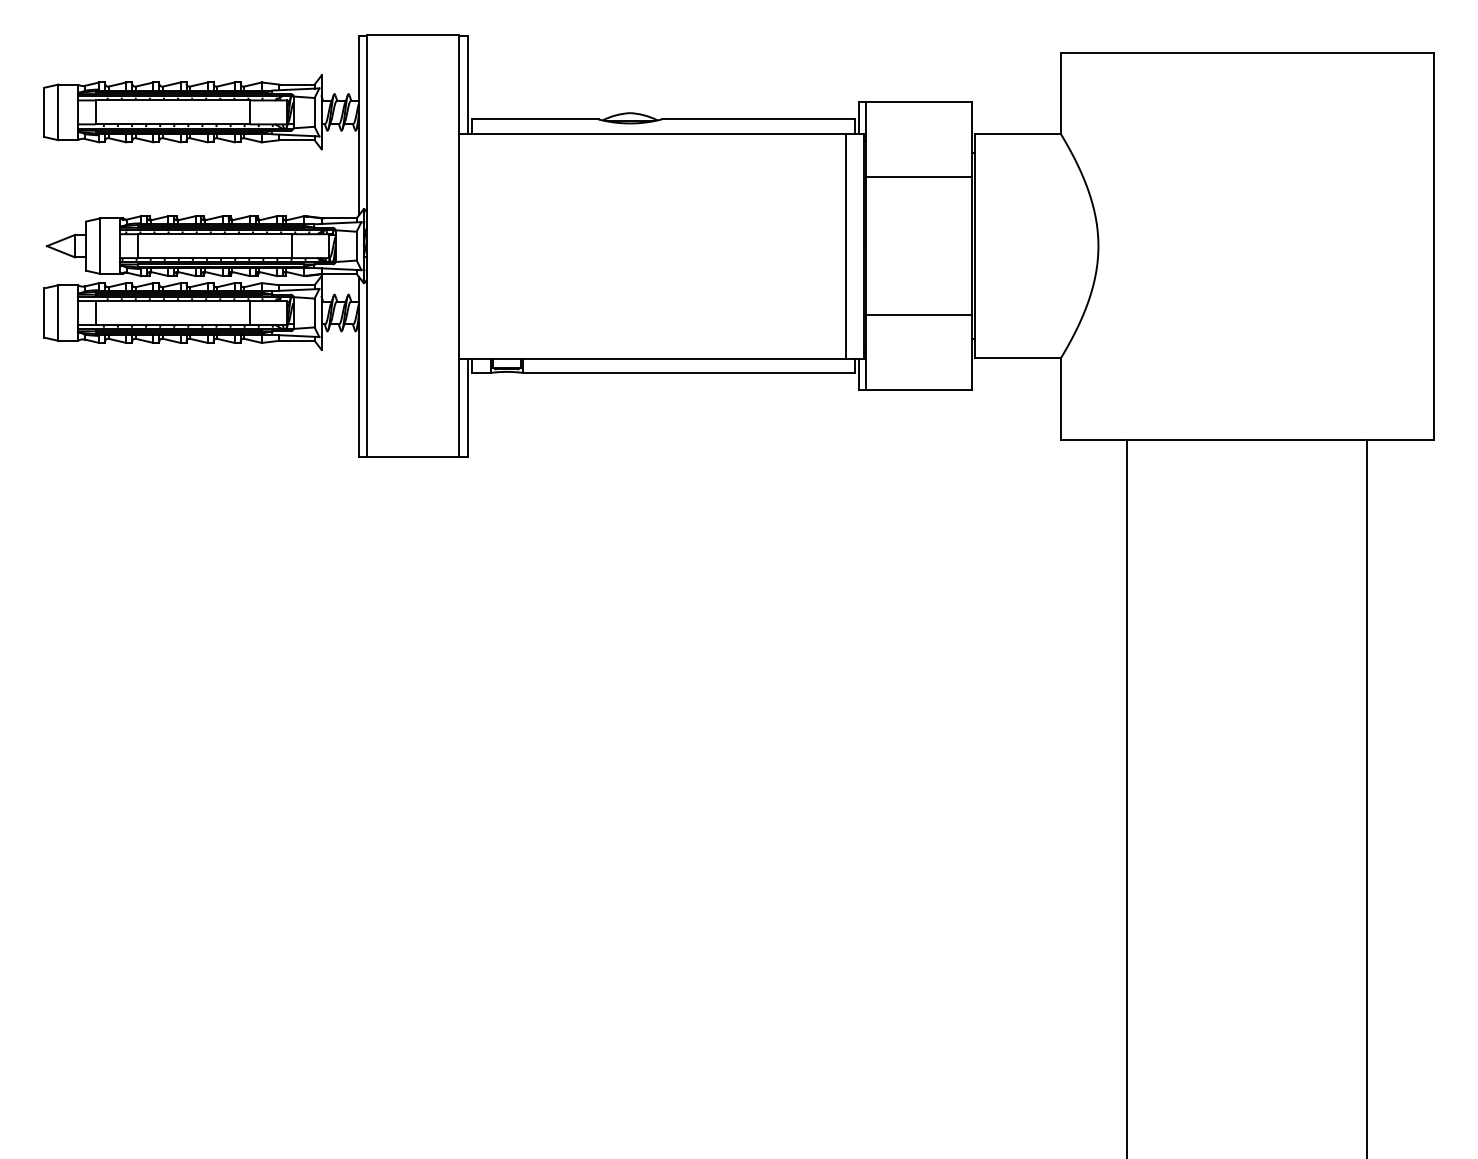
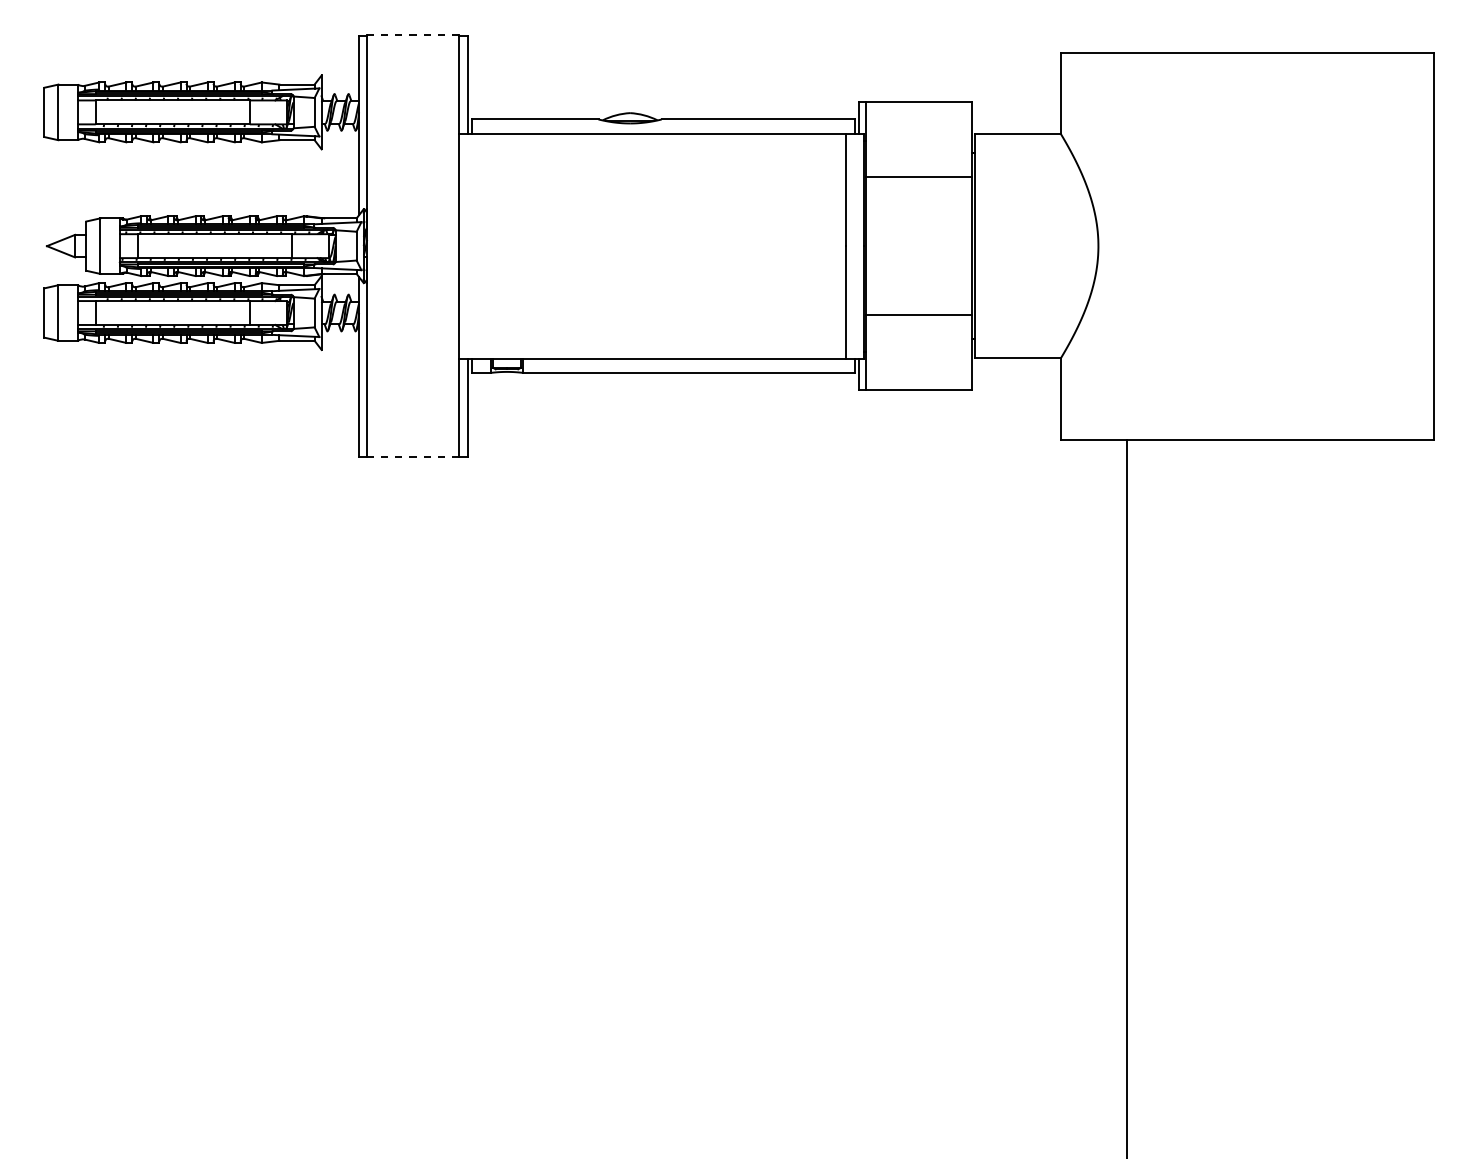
line: solid -> dashed (413, 34)
line: solid -> dashed (413, 457)
line: present -> none (1366, 797)
